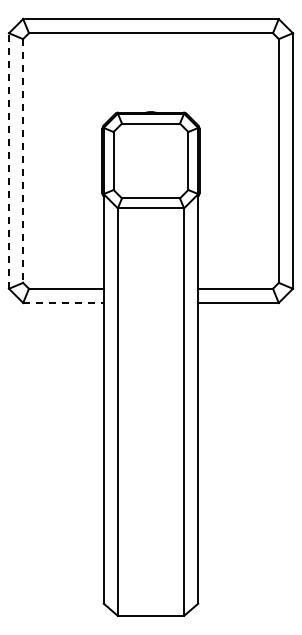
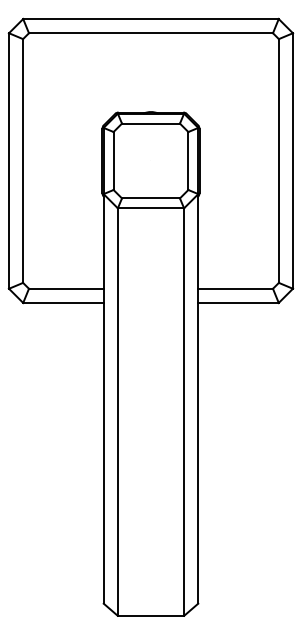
line: dashed -> solid (9, 161)
line: dashed -> solid (23, 161)
line: dashed -> solid (63, 302)
